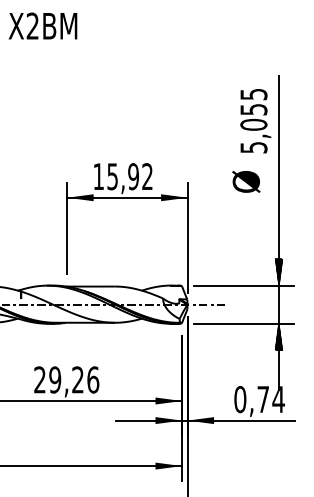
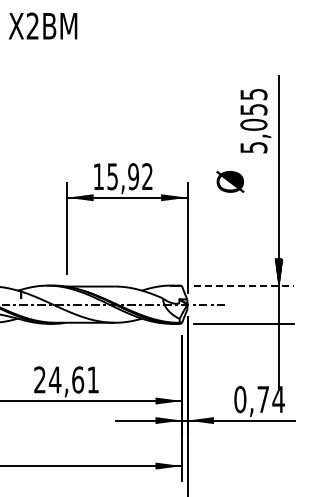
text position: (246, 181) -> (230, 181) (230, 181)
line: solid -> dashed (244, 285)
hatch: present -> none (278, 336)
text: 29,26 -> 24,61 (73, 379)
